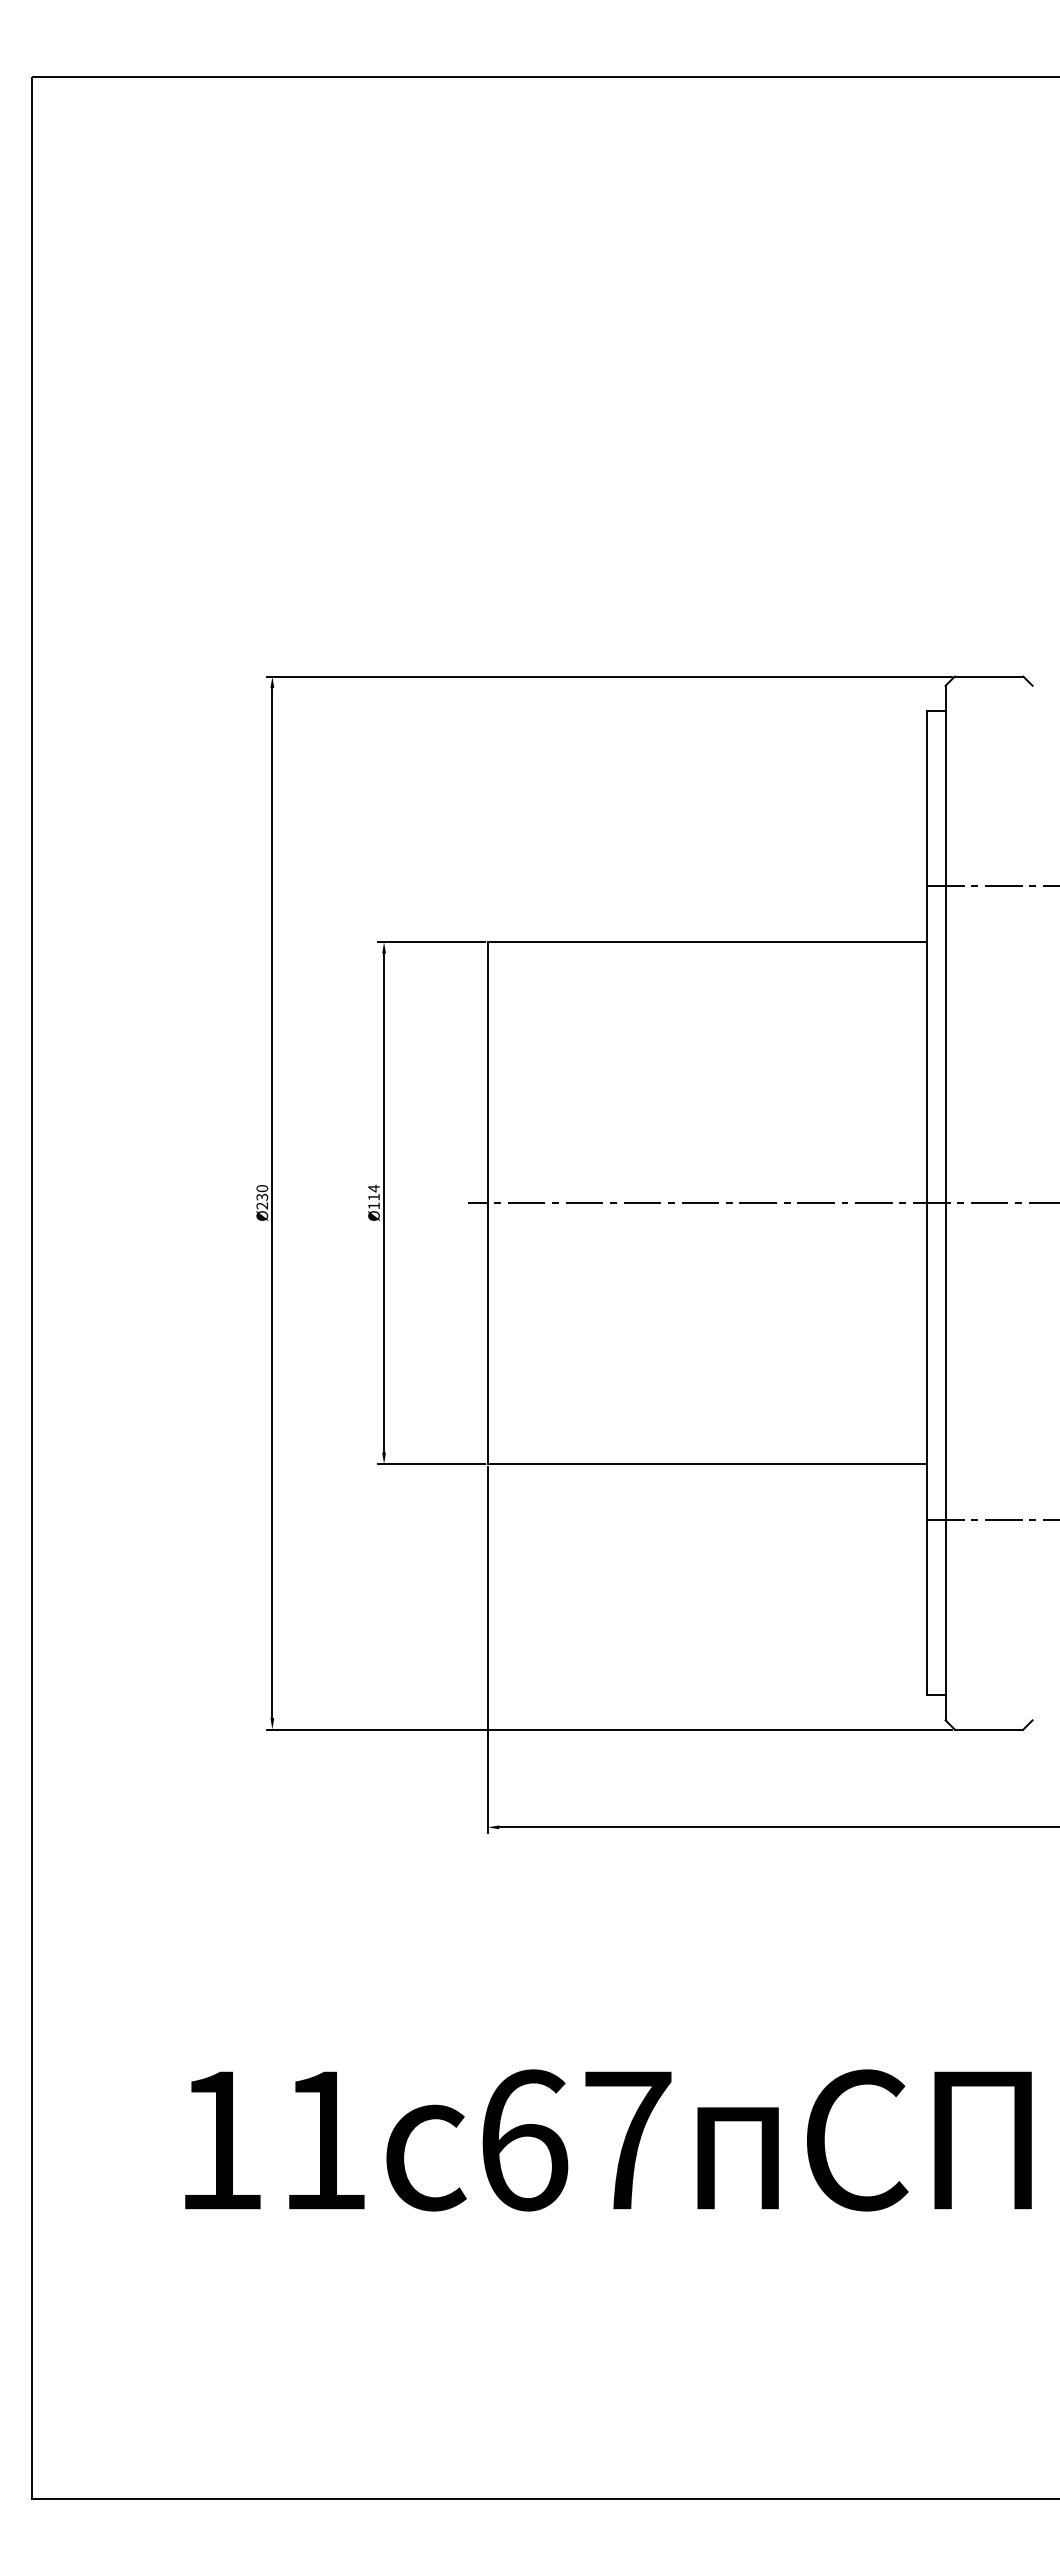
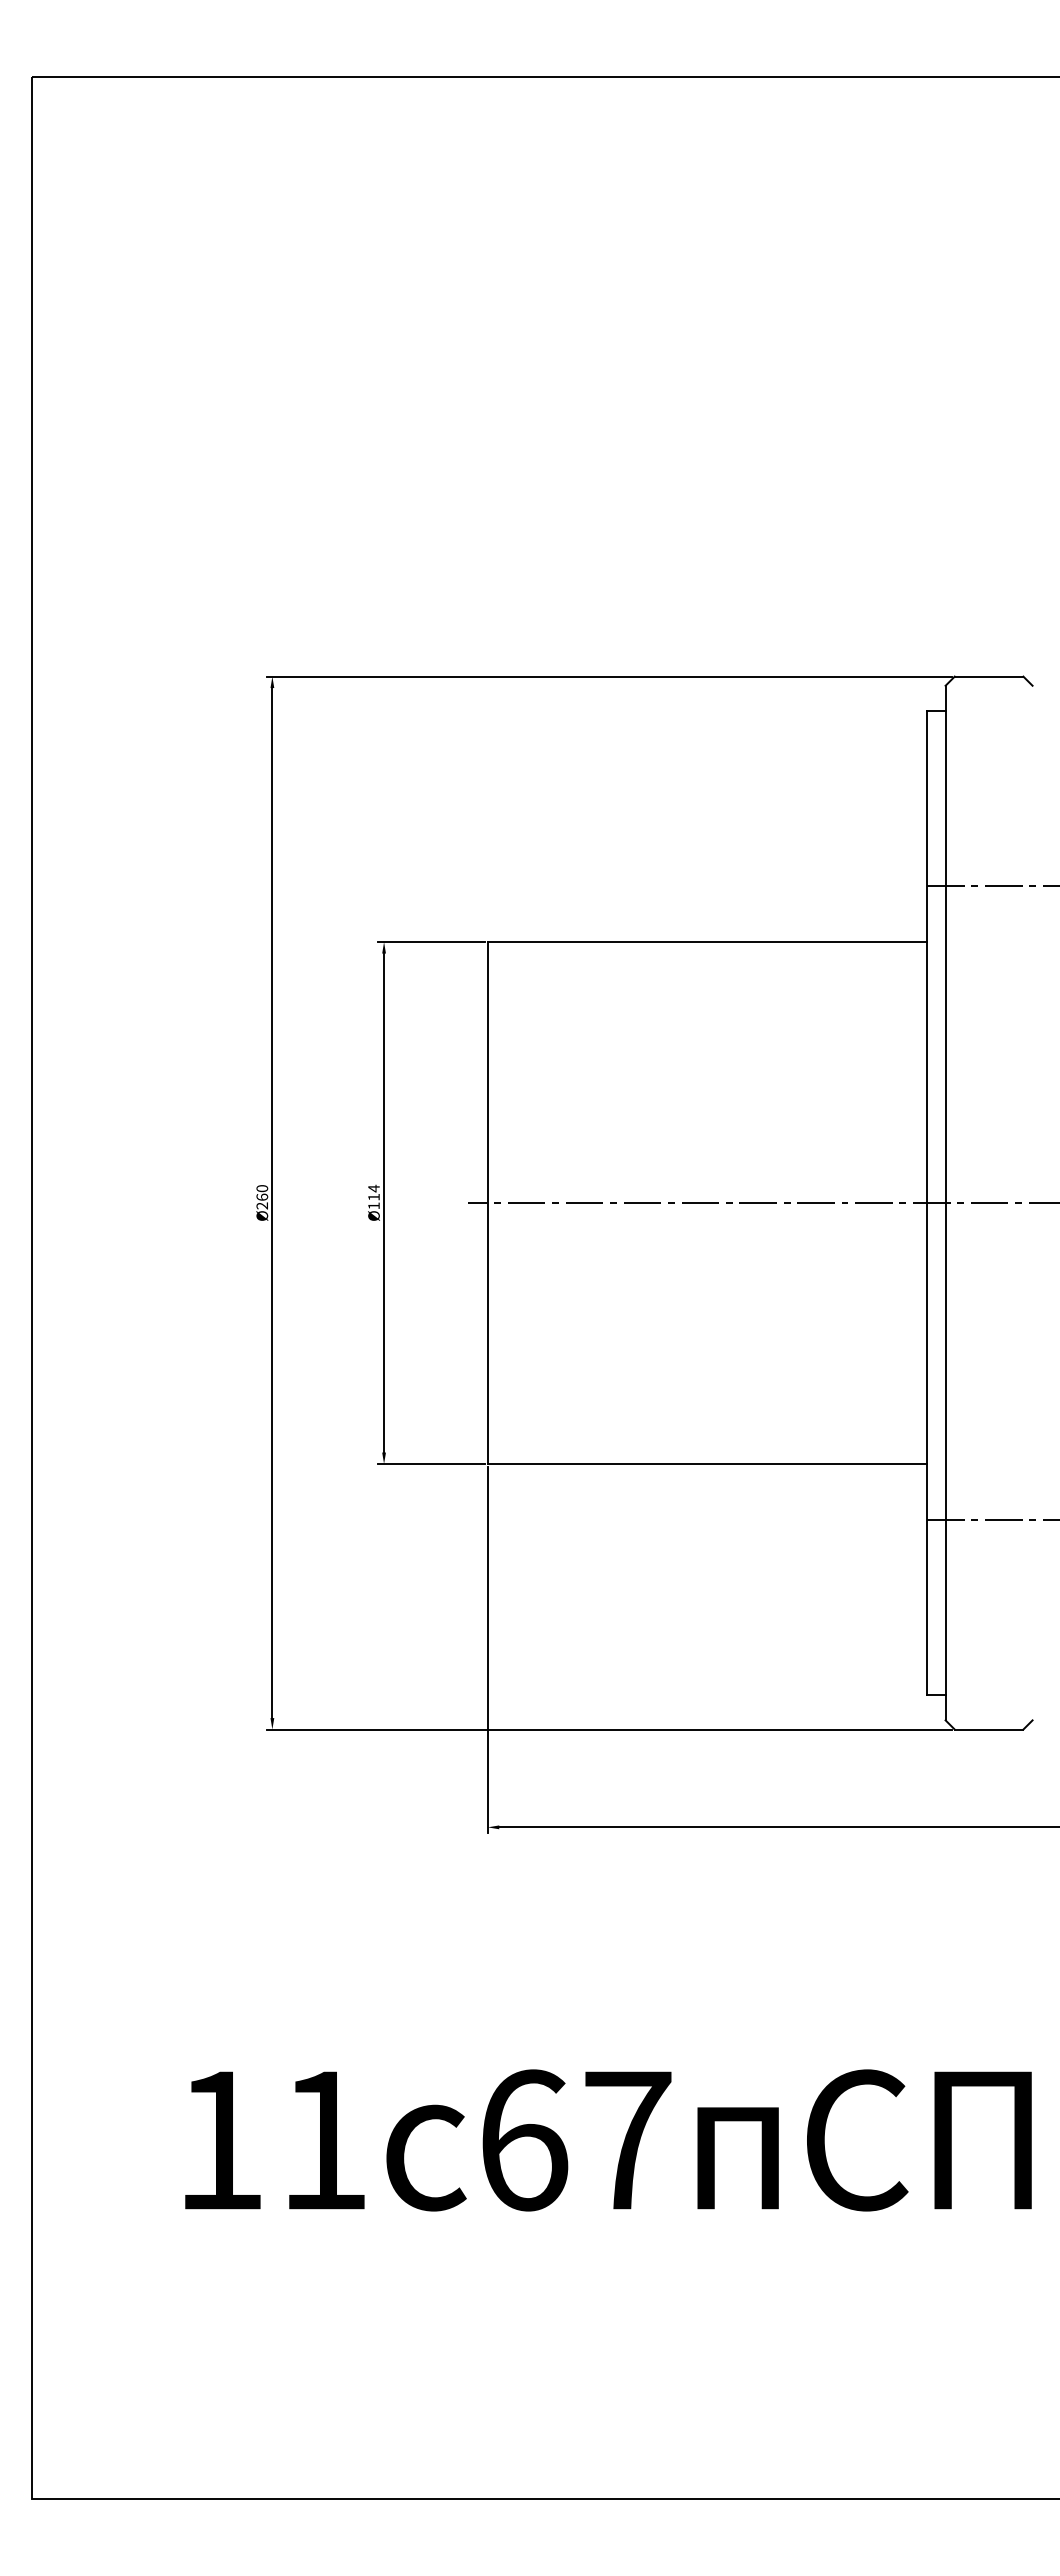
text: Ø230 -> Ø260 (262, 1196)
